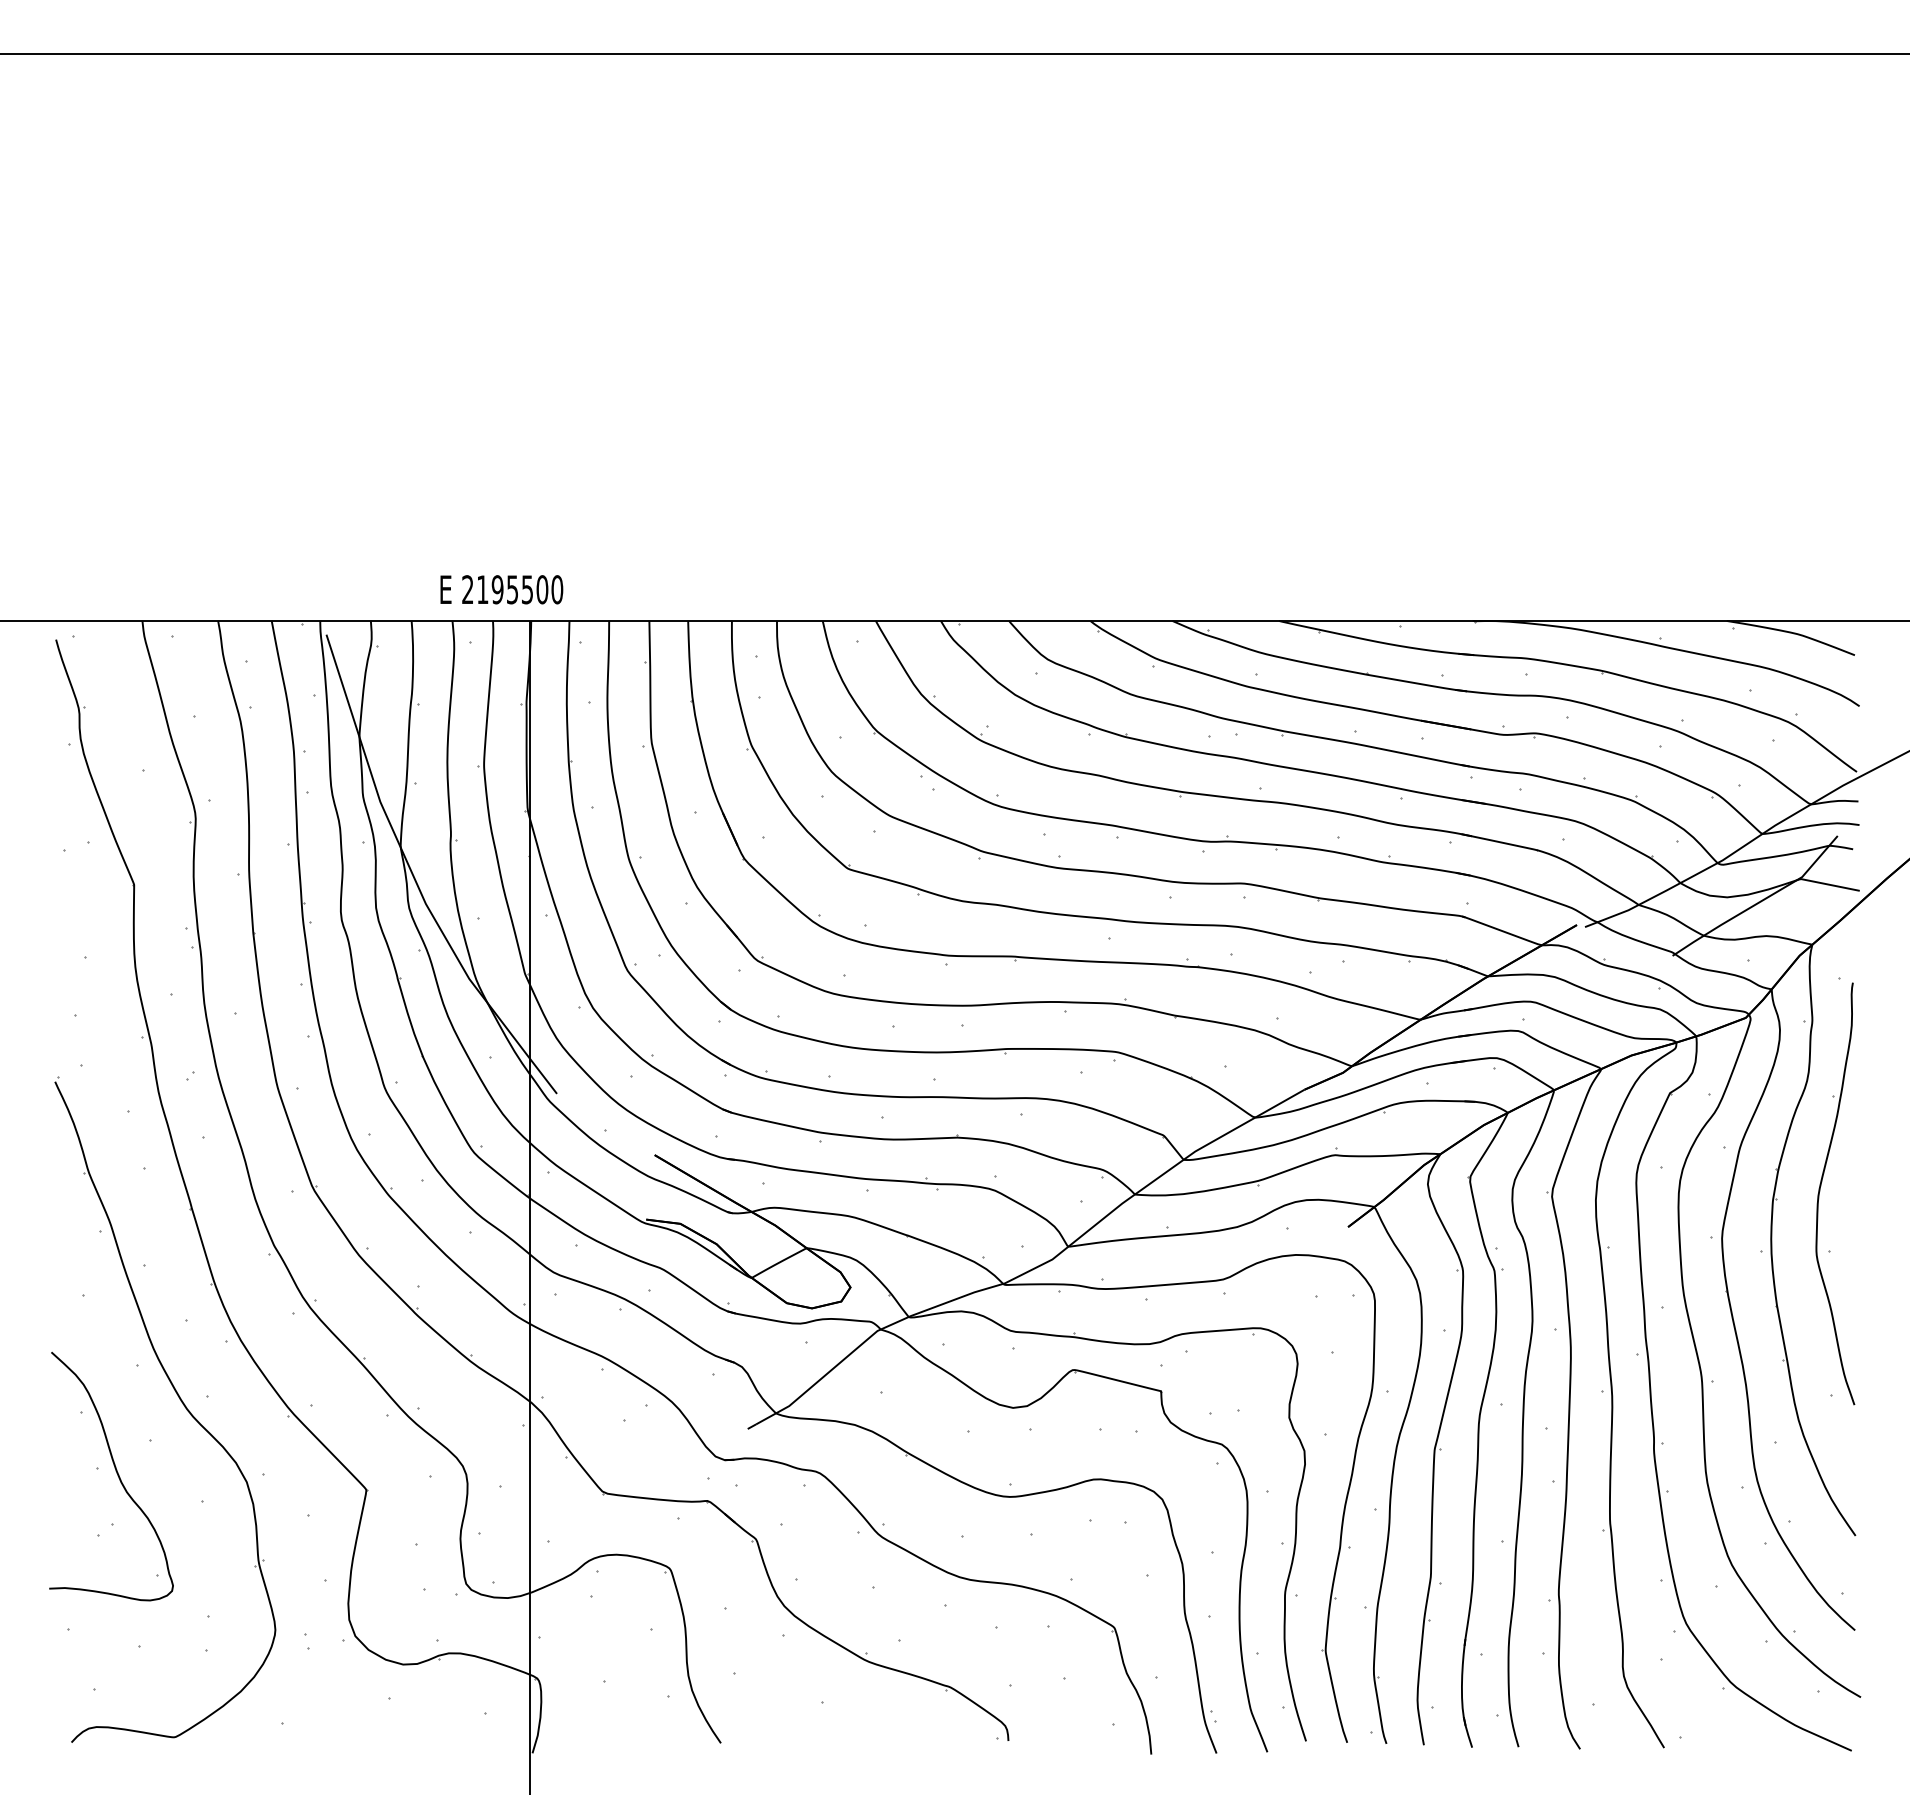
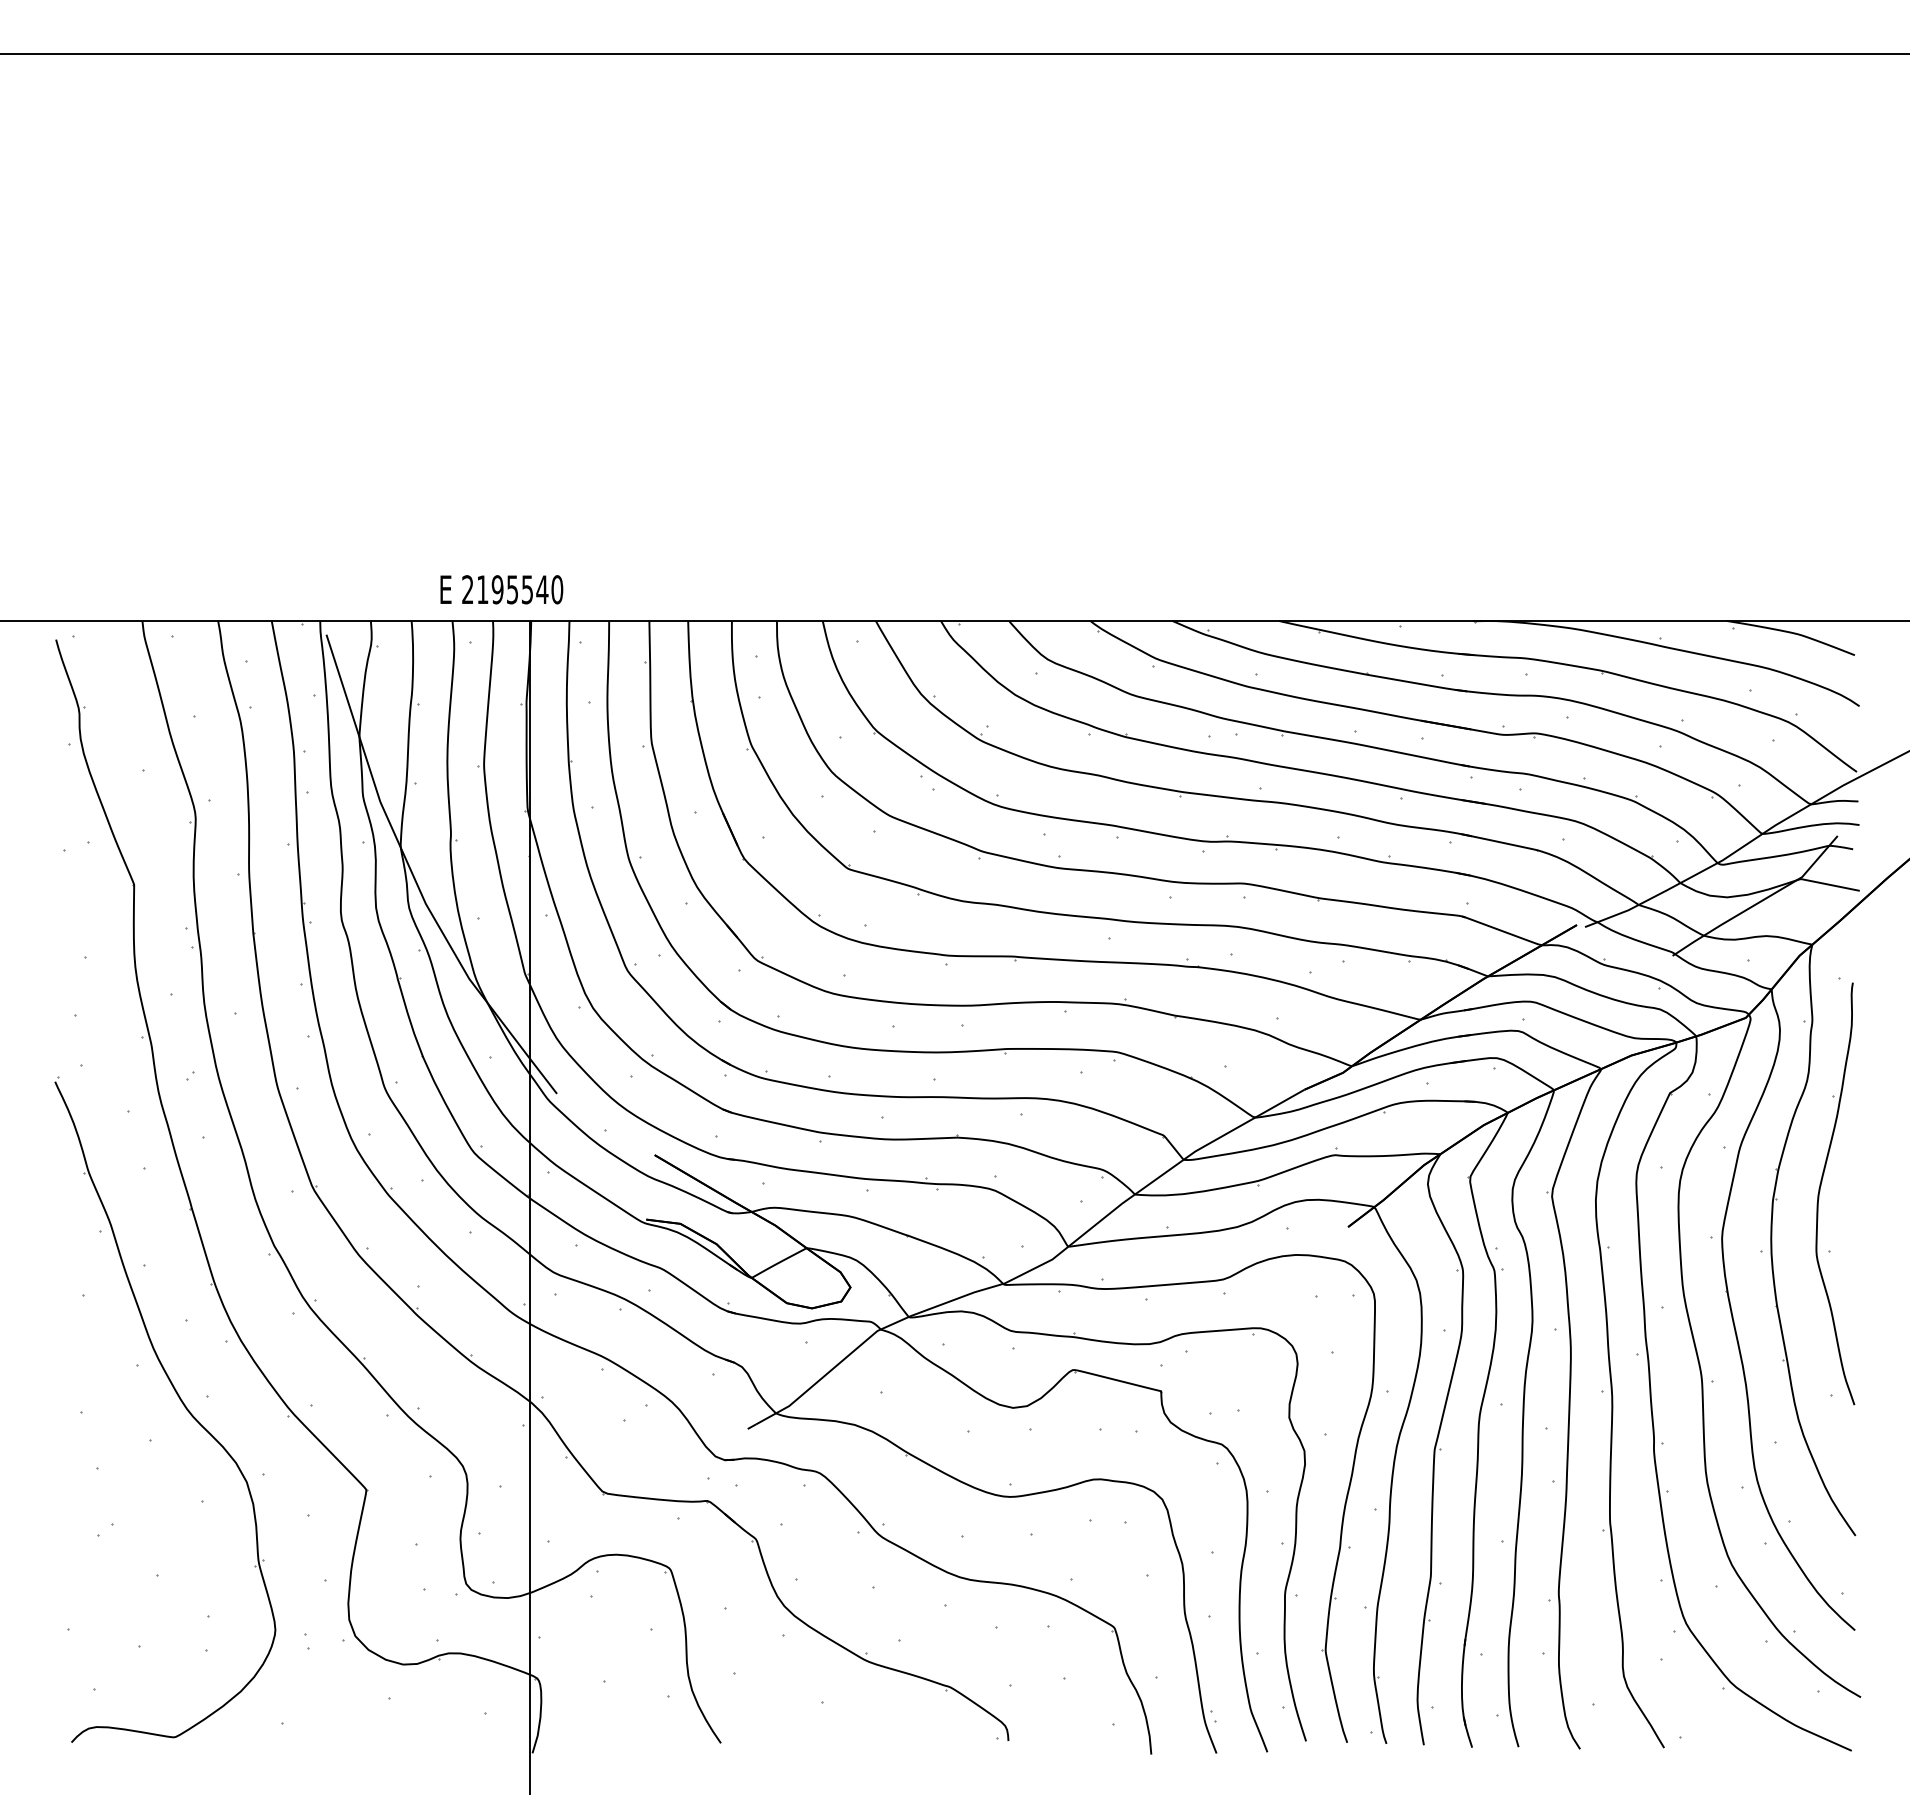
text: 2195500 -> 2195540 (542, 589)
curve: present -> none (116, 1473)
